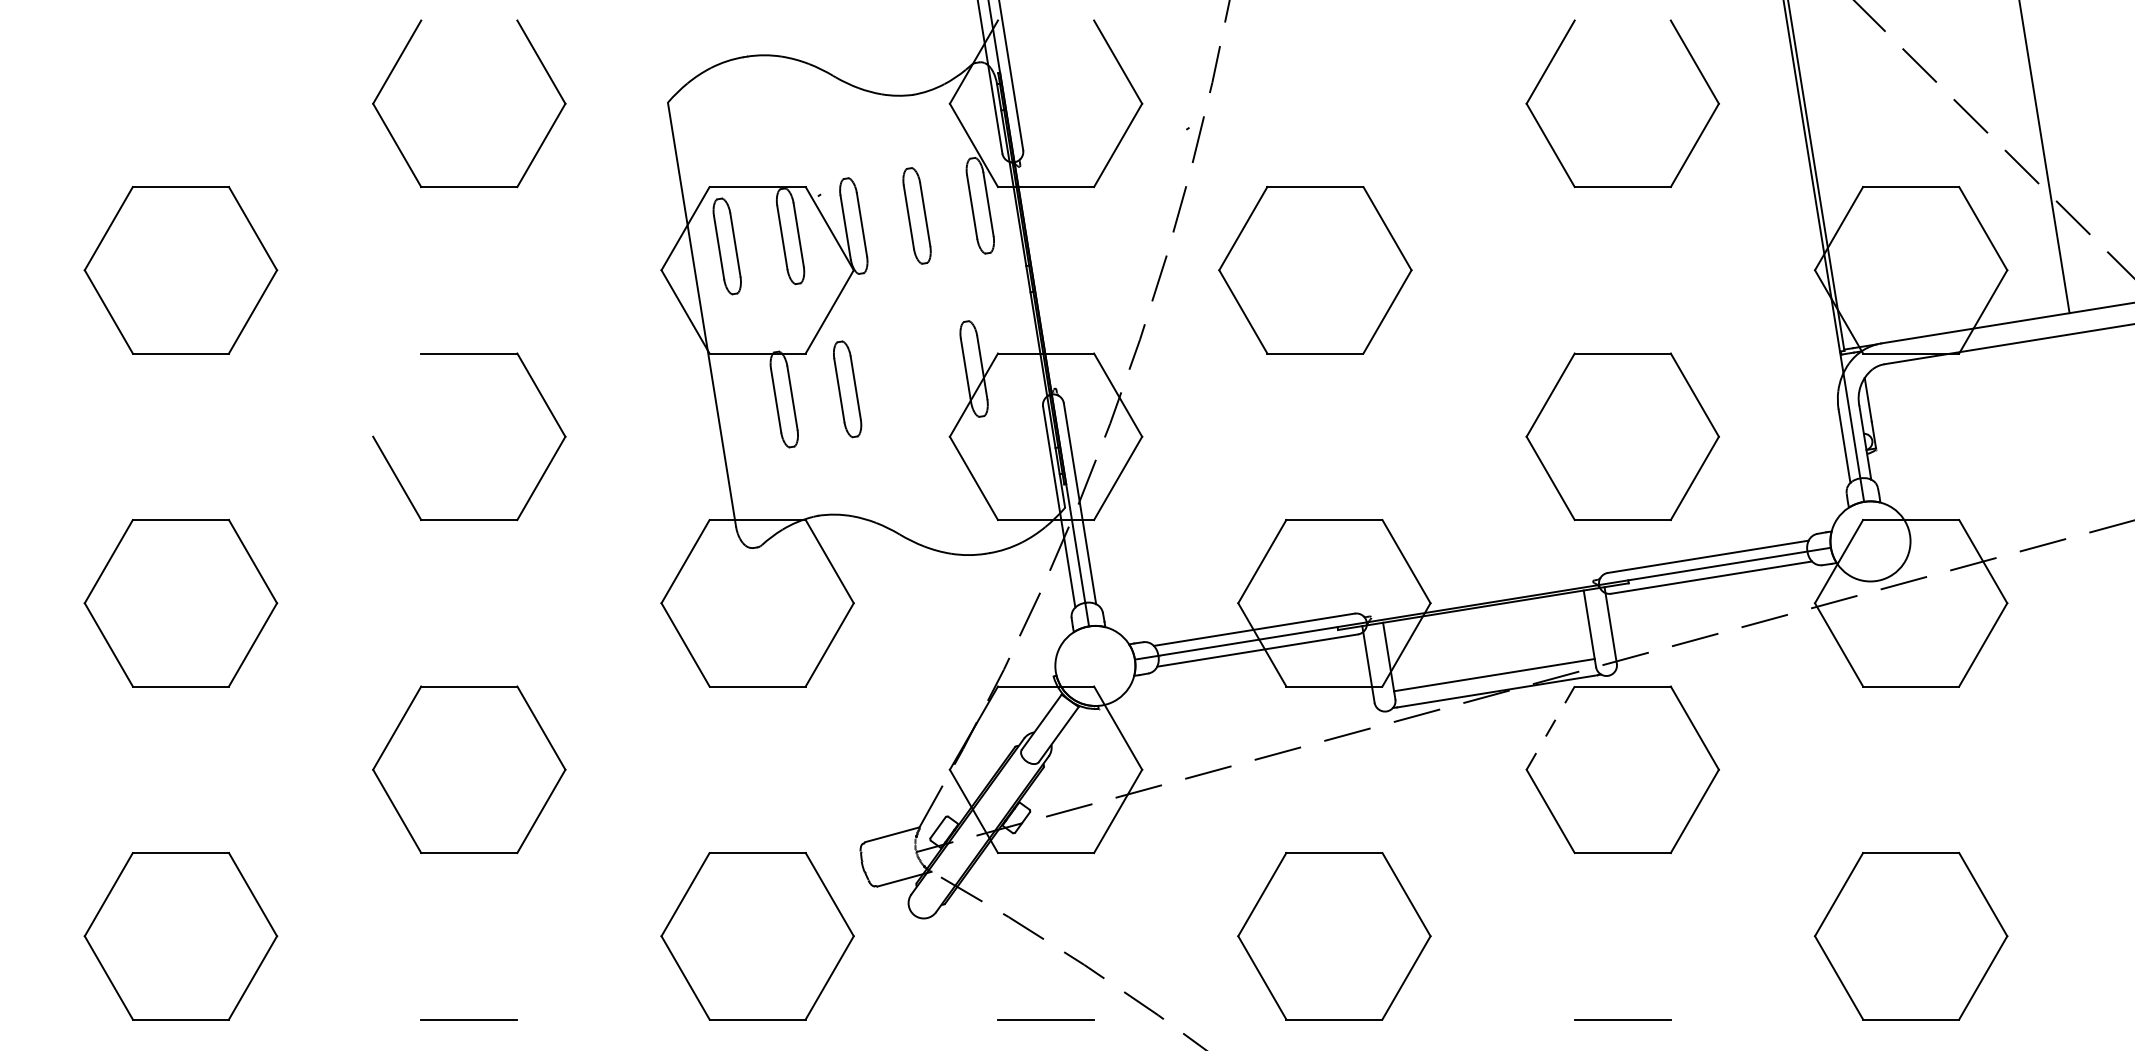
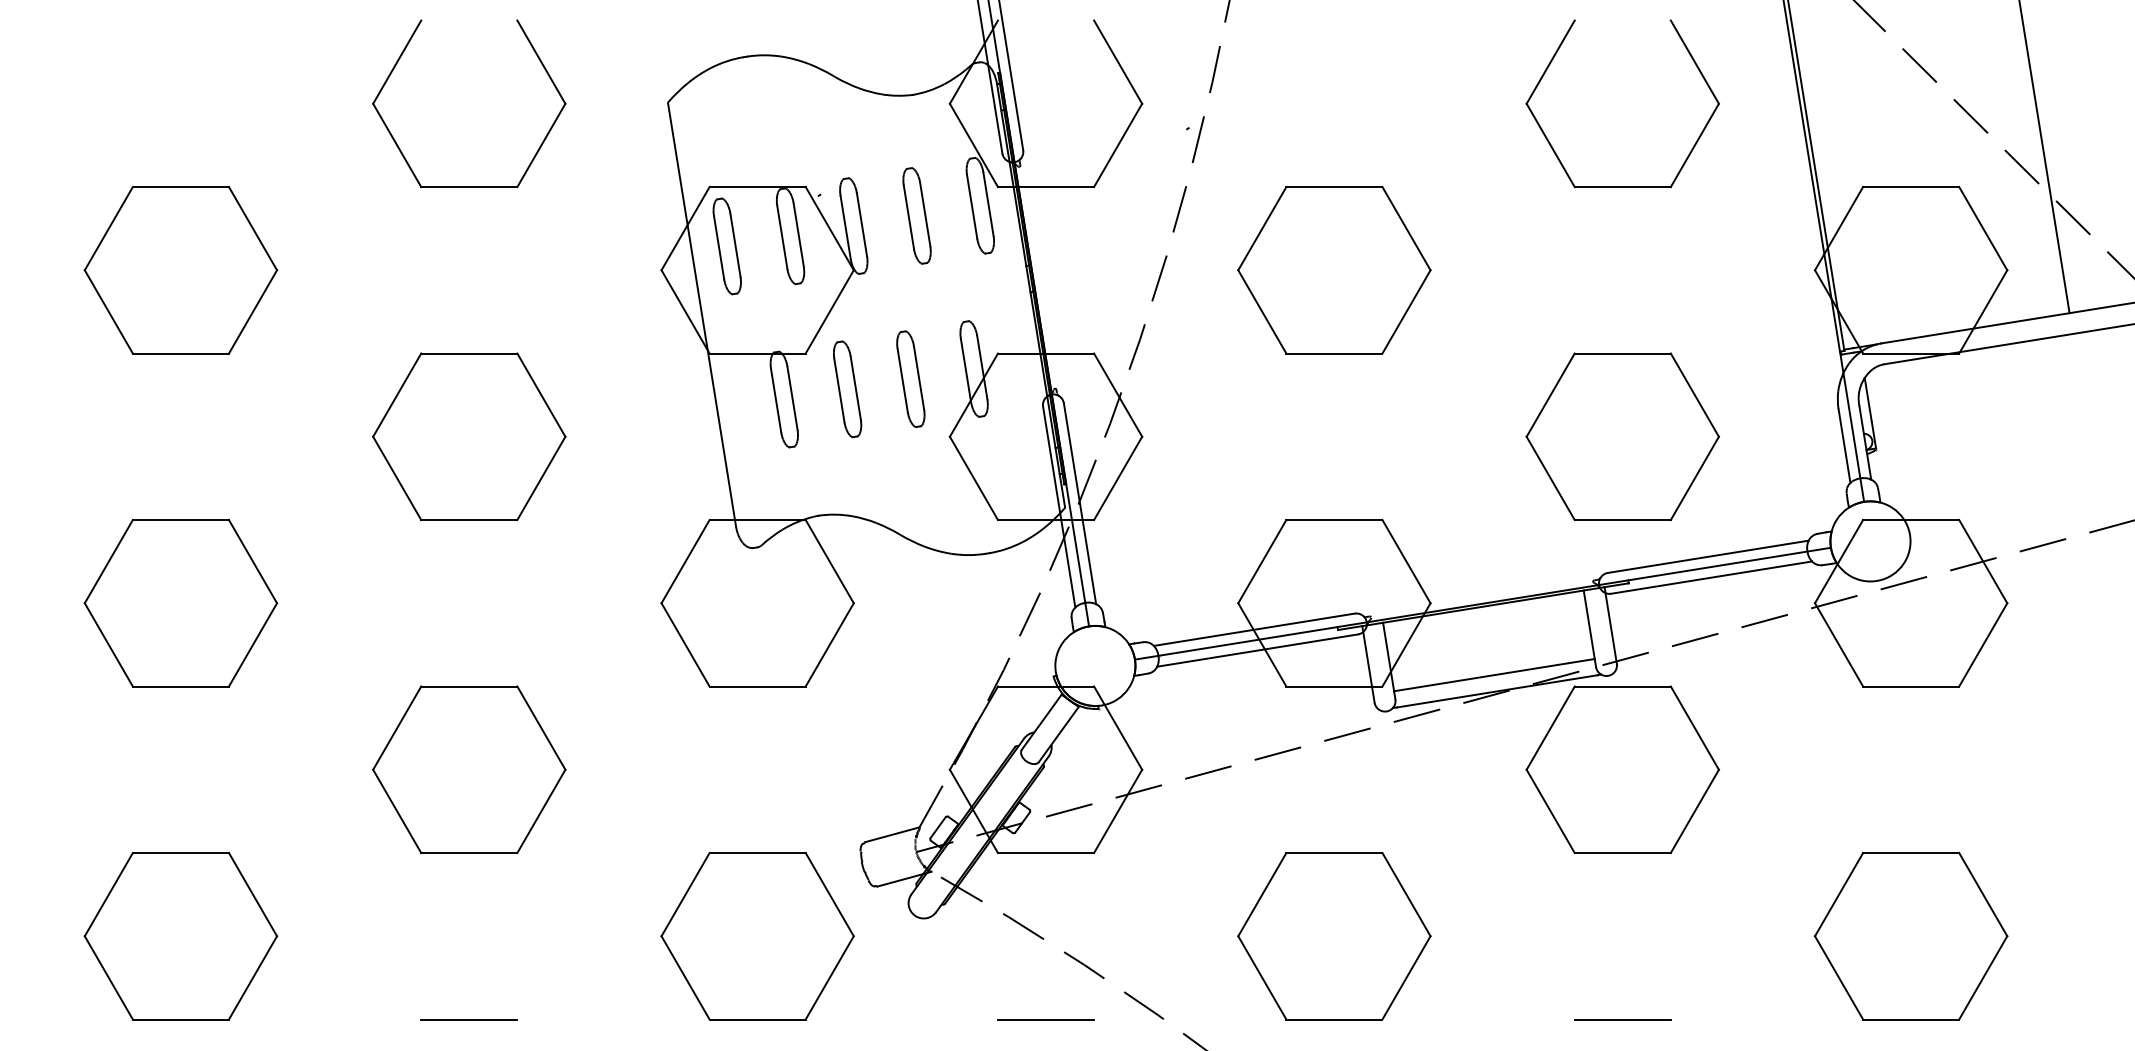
part position: (1315, 270) -> (1334, 270) (1334, 270)
part: none -> present (910, 378)
line: none -> present (397, 394)
line: dashed -> solid (1550, 727)
